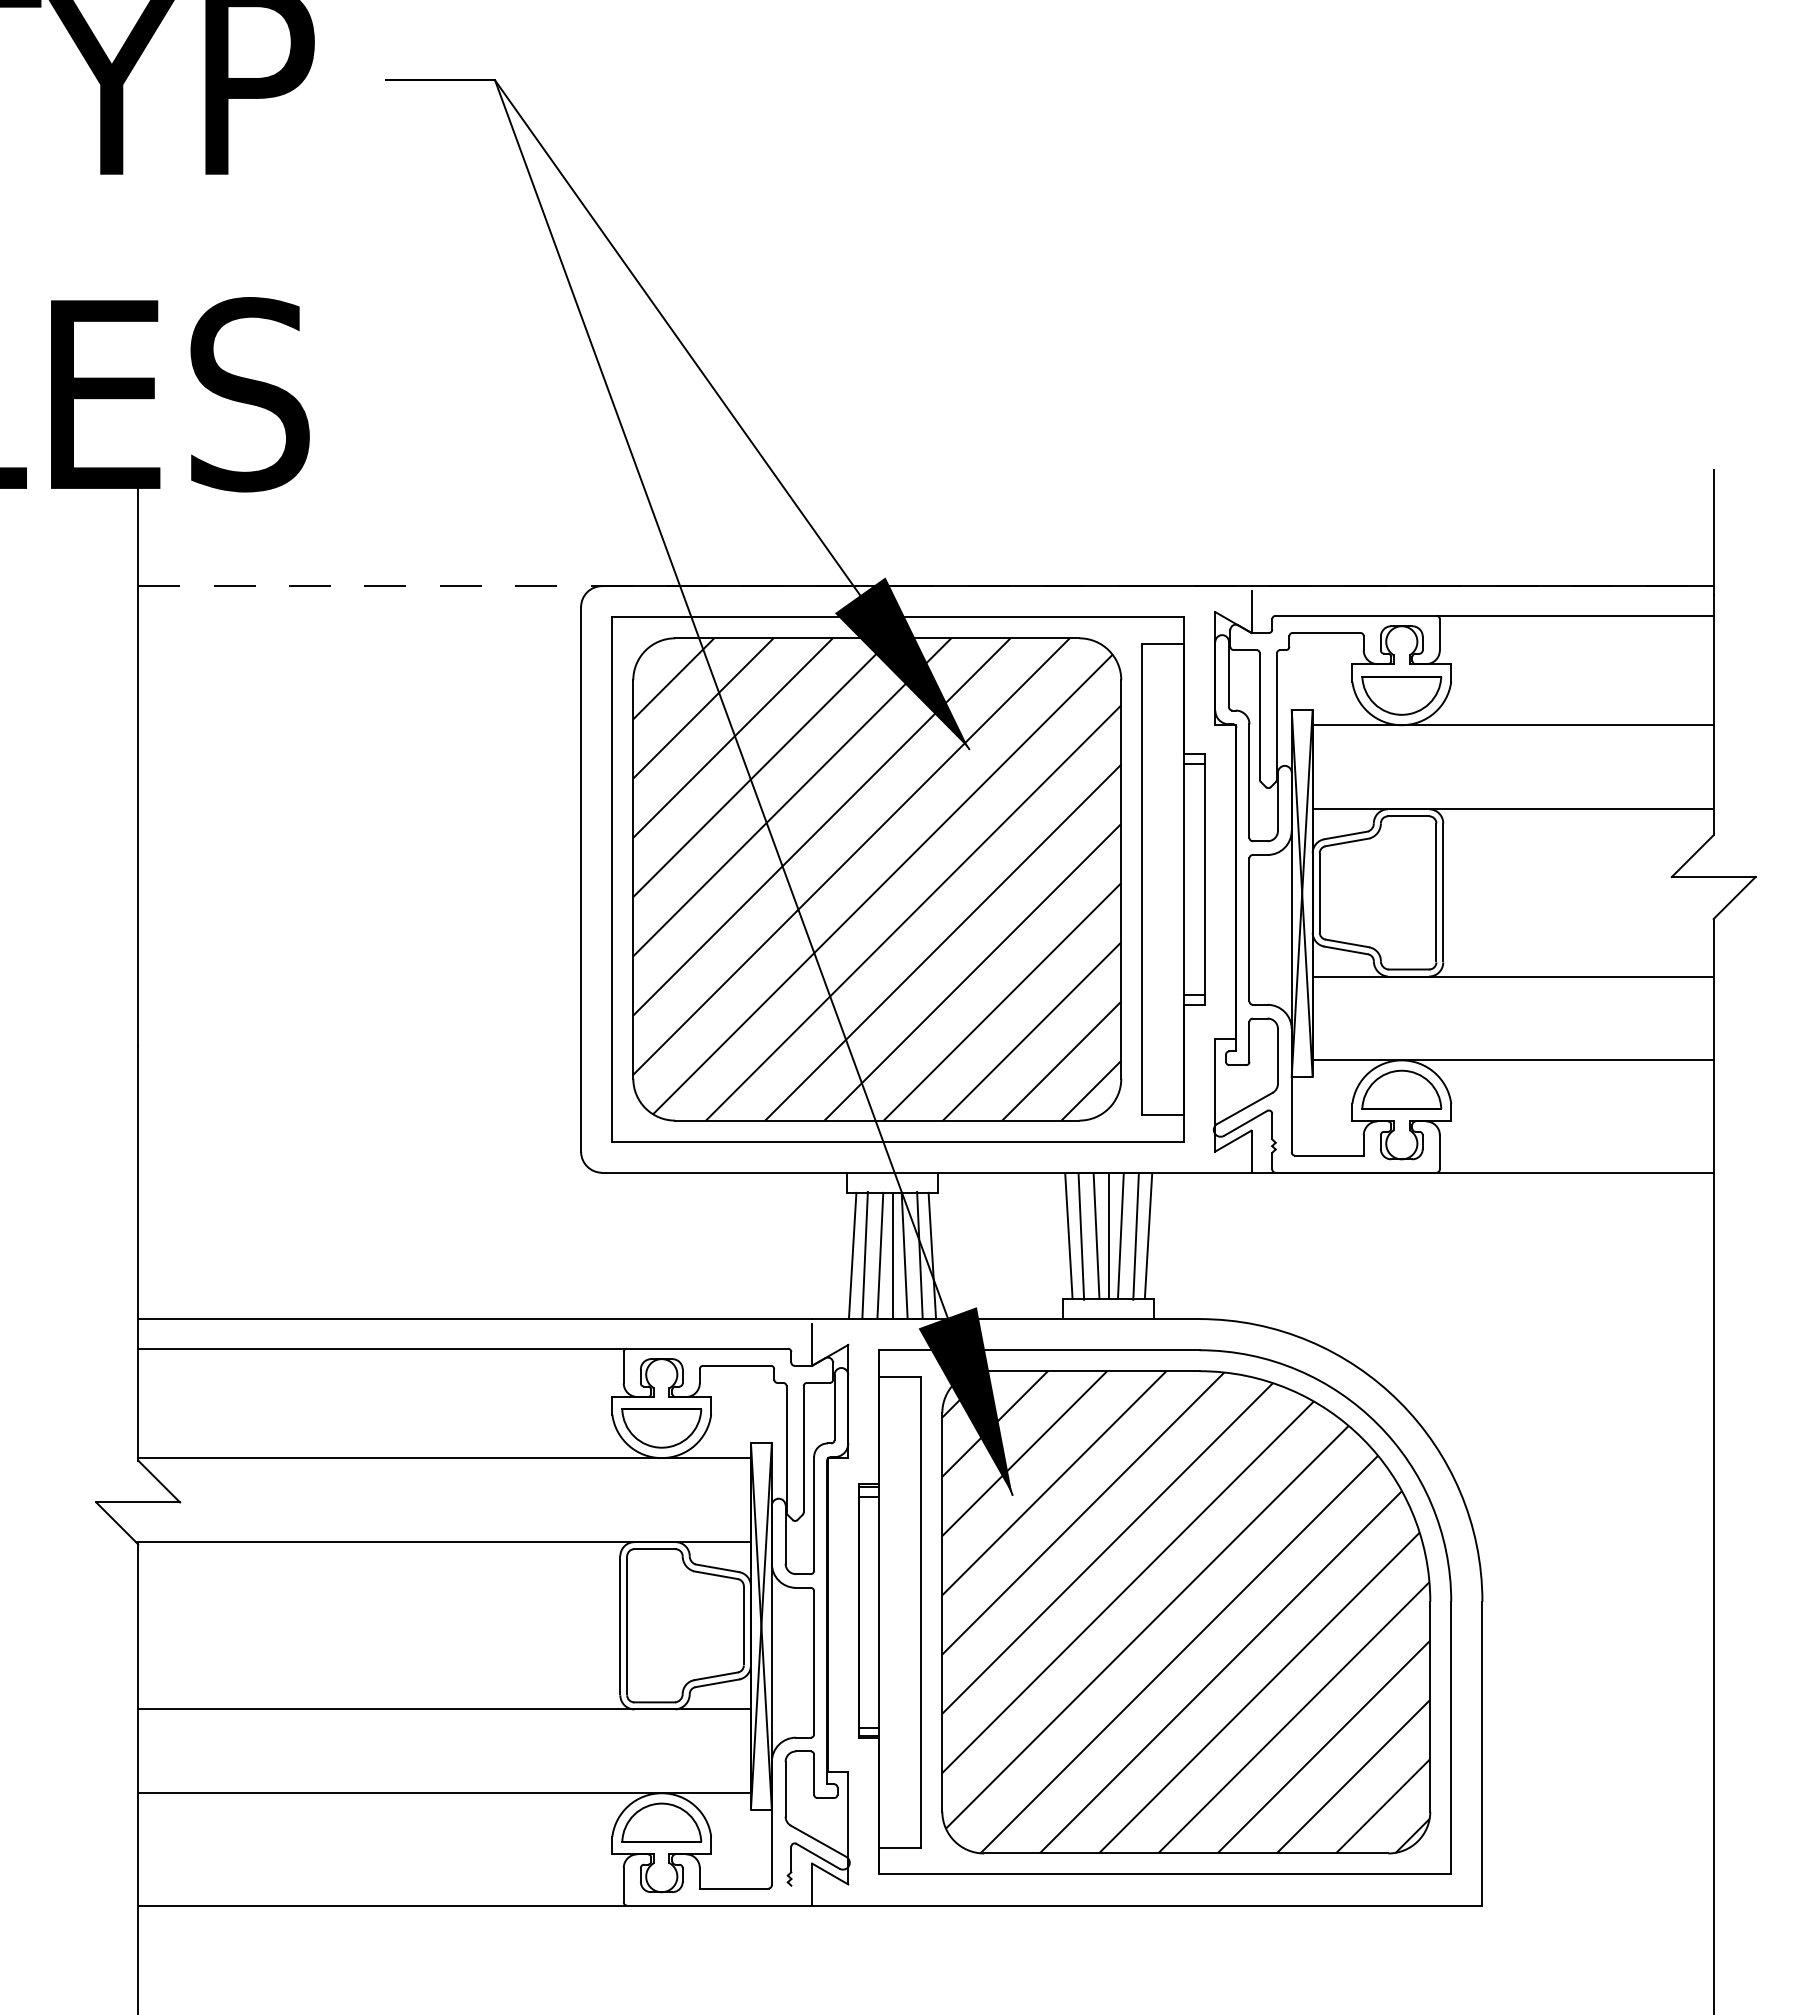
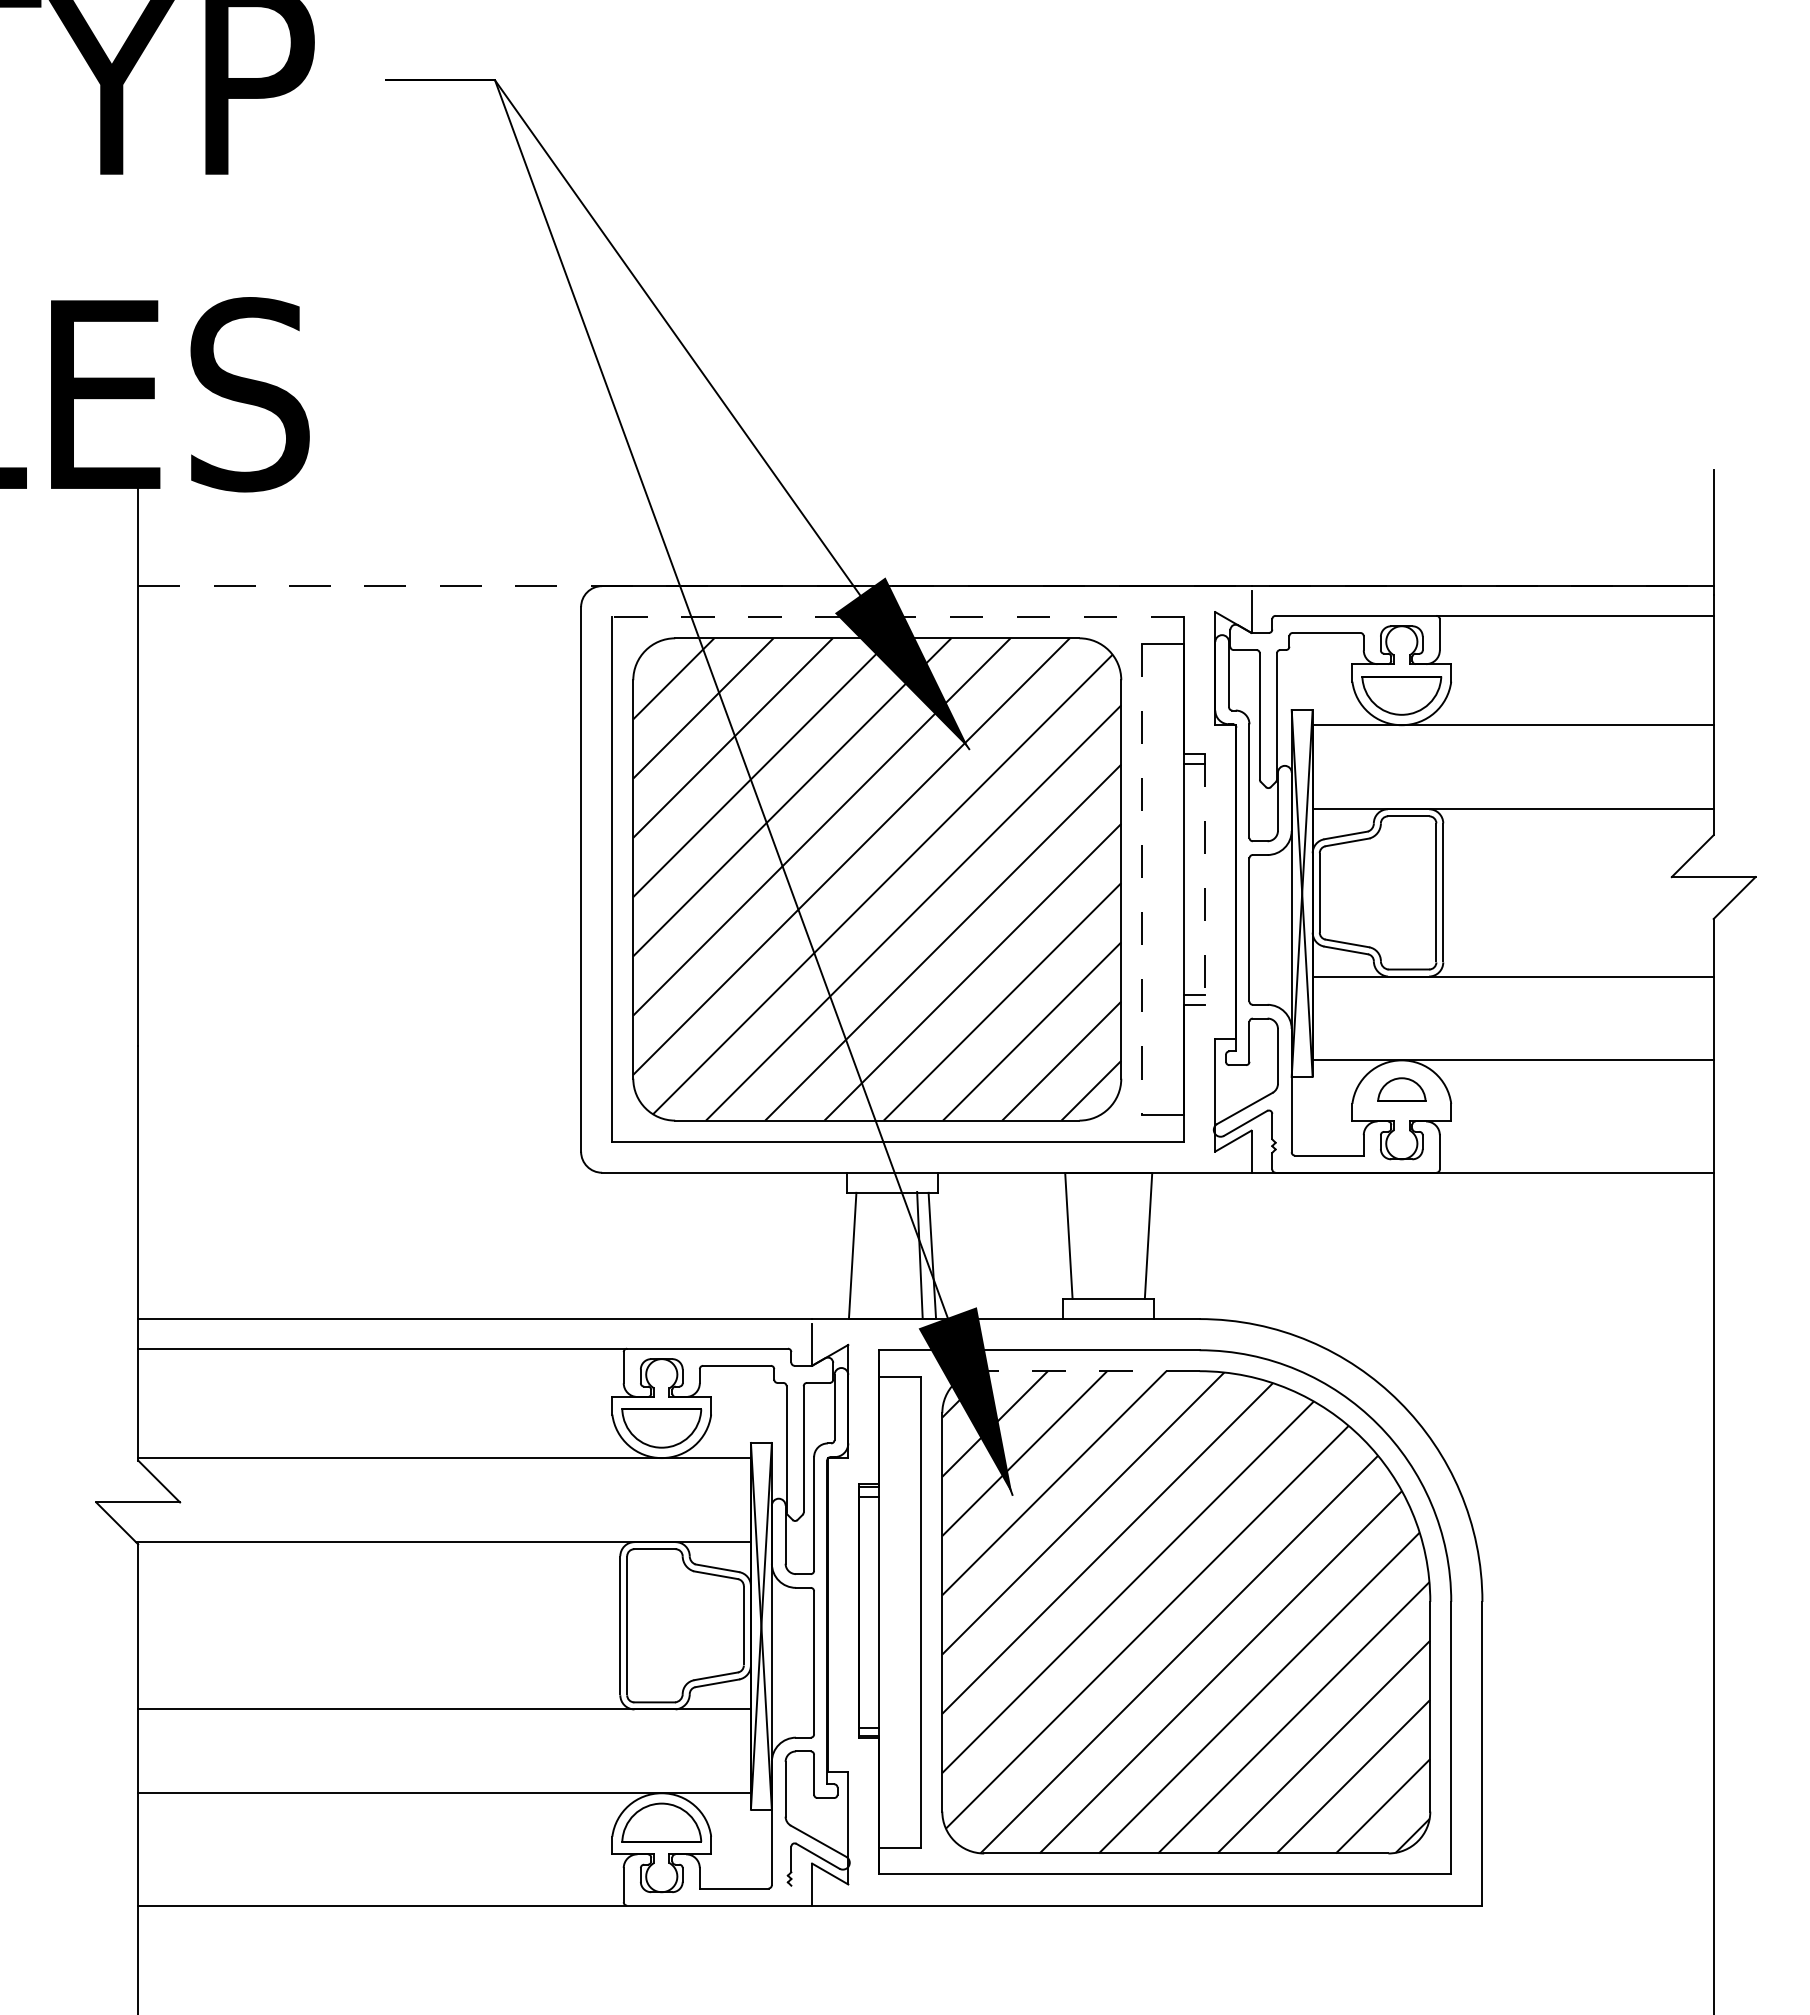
line: solid -> dashed (898, 617)
line: solid -> dashed (1142, 879)
line: solid -> dashed (1204, 879)
part size: 82x41 px -> 50x25 px (1401, 1089)
line: present -> none (1096, 1235)
line: present -> none (1108, 1235)
line: present -> none (1120, 1235)
line: present -> none (1081, 1236)
line: present -> none (1135, 1236)
line: present -> none (864, 1254)
line: present -> none (880, 1255)
line: present -> none (892, 1255)
line: present -> none (904, 1255)
line: solid -> dashed (1091, 1371)
